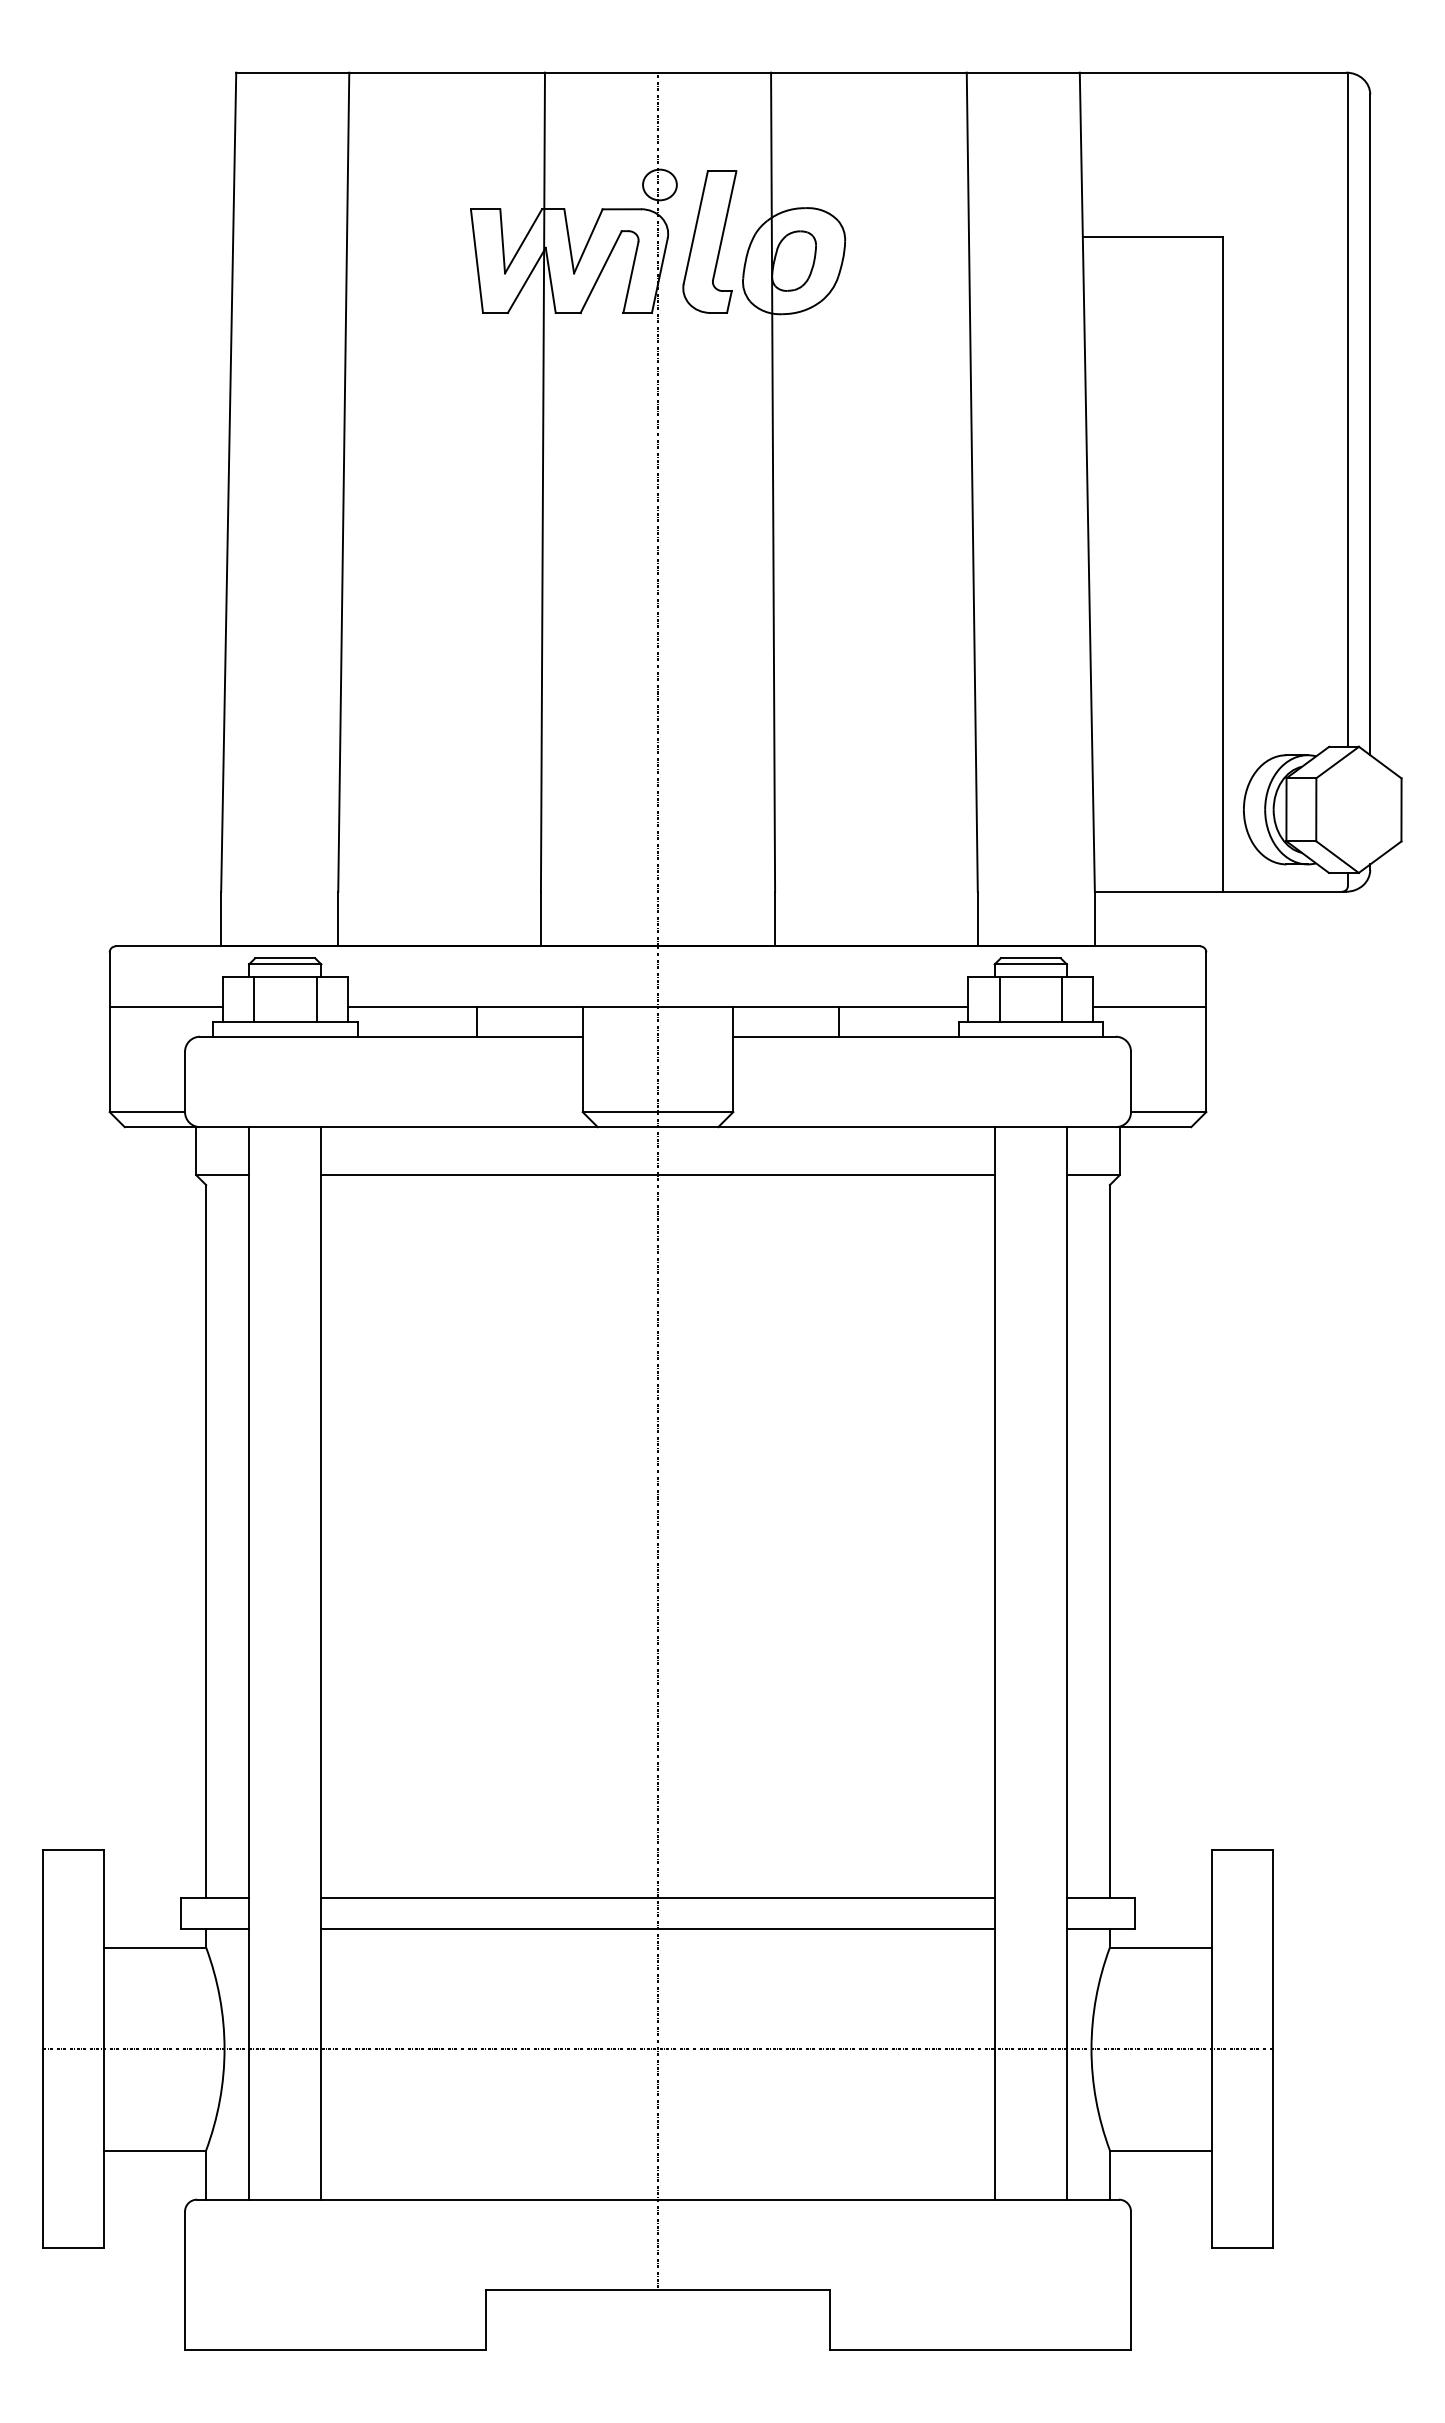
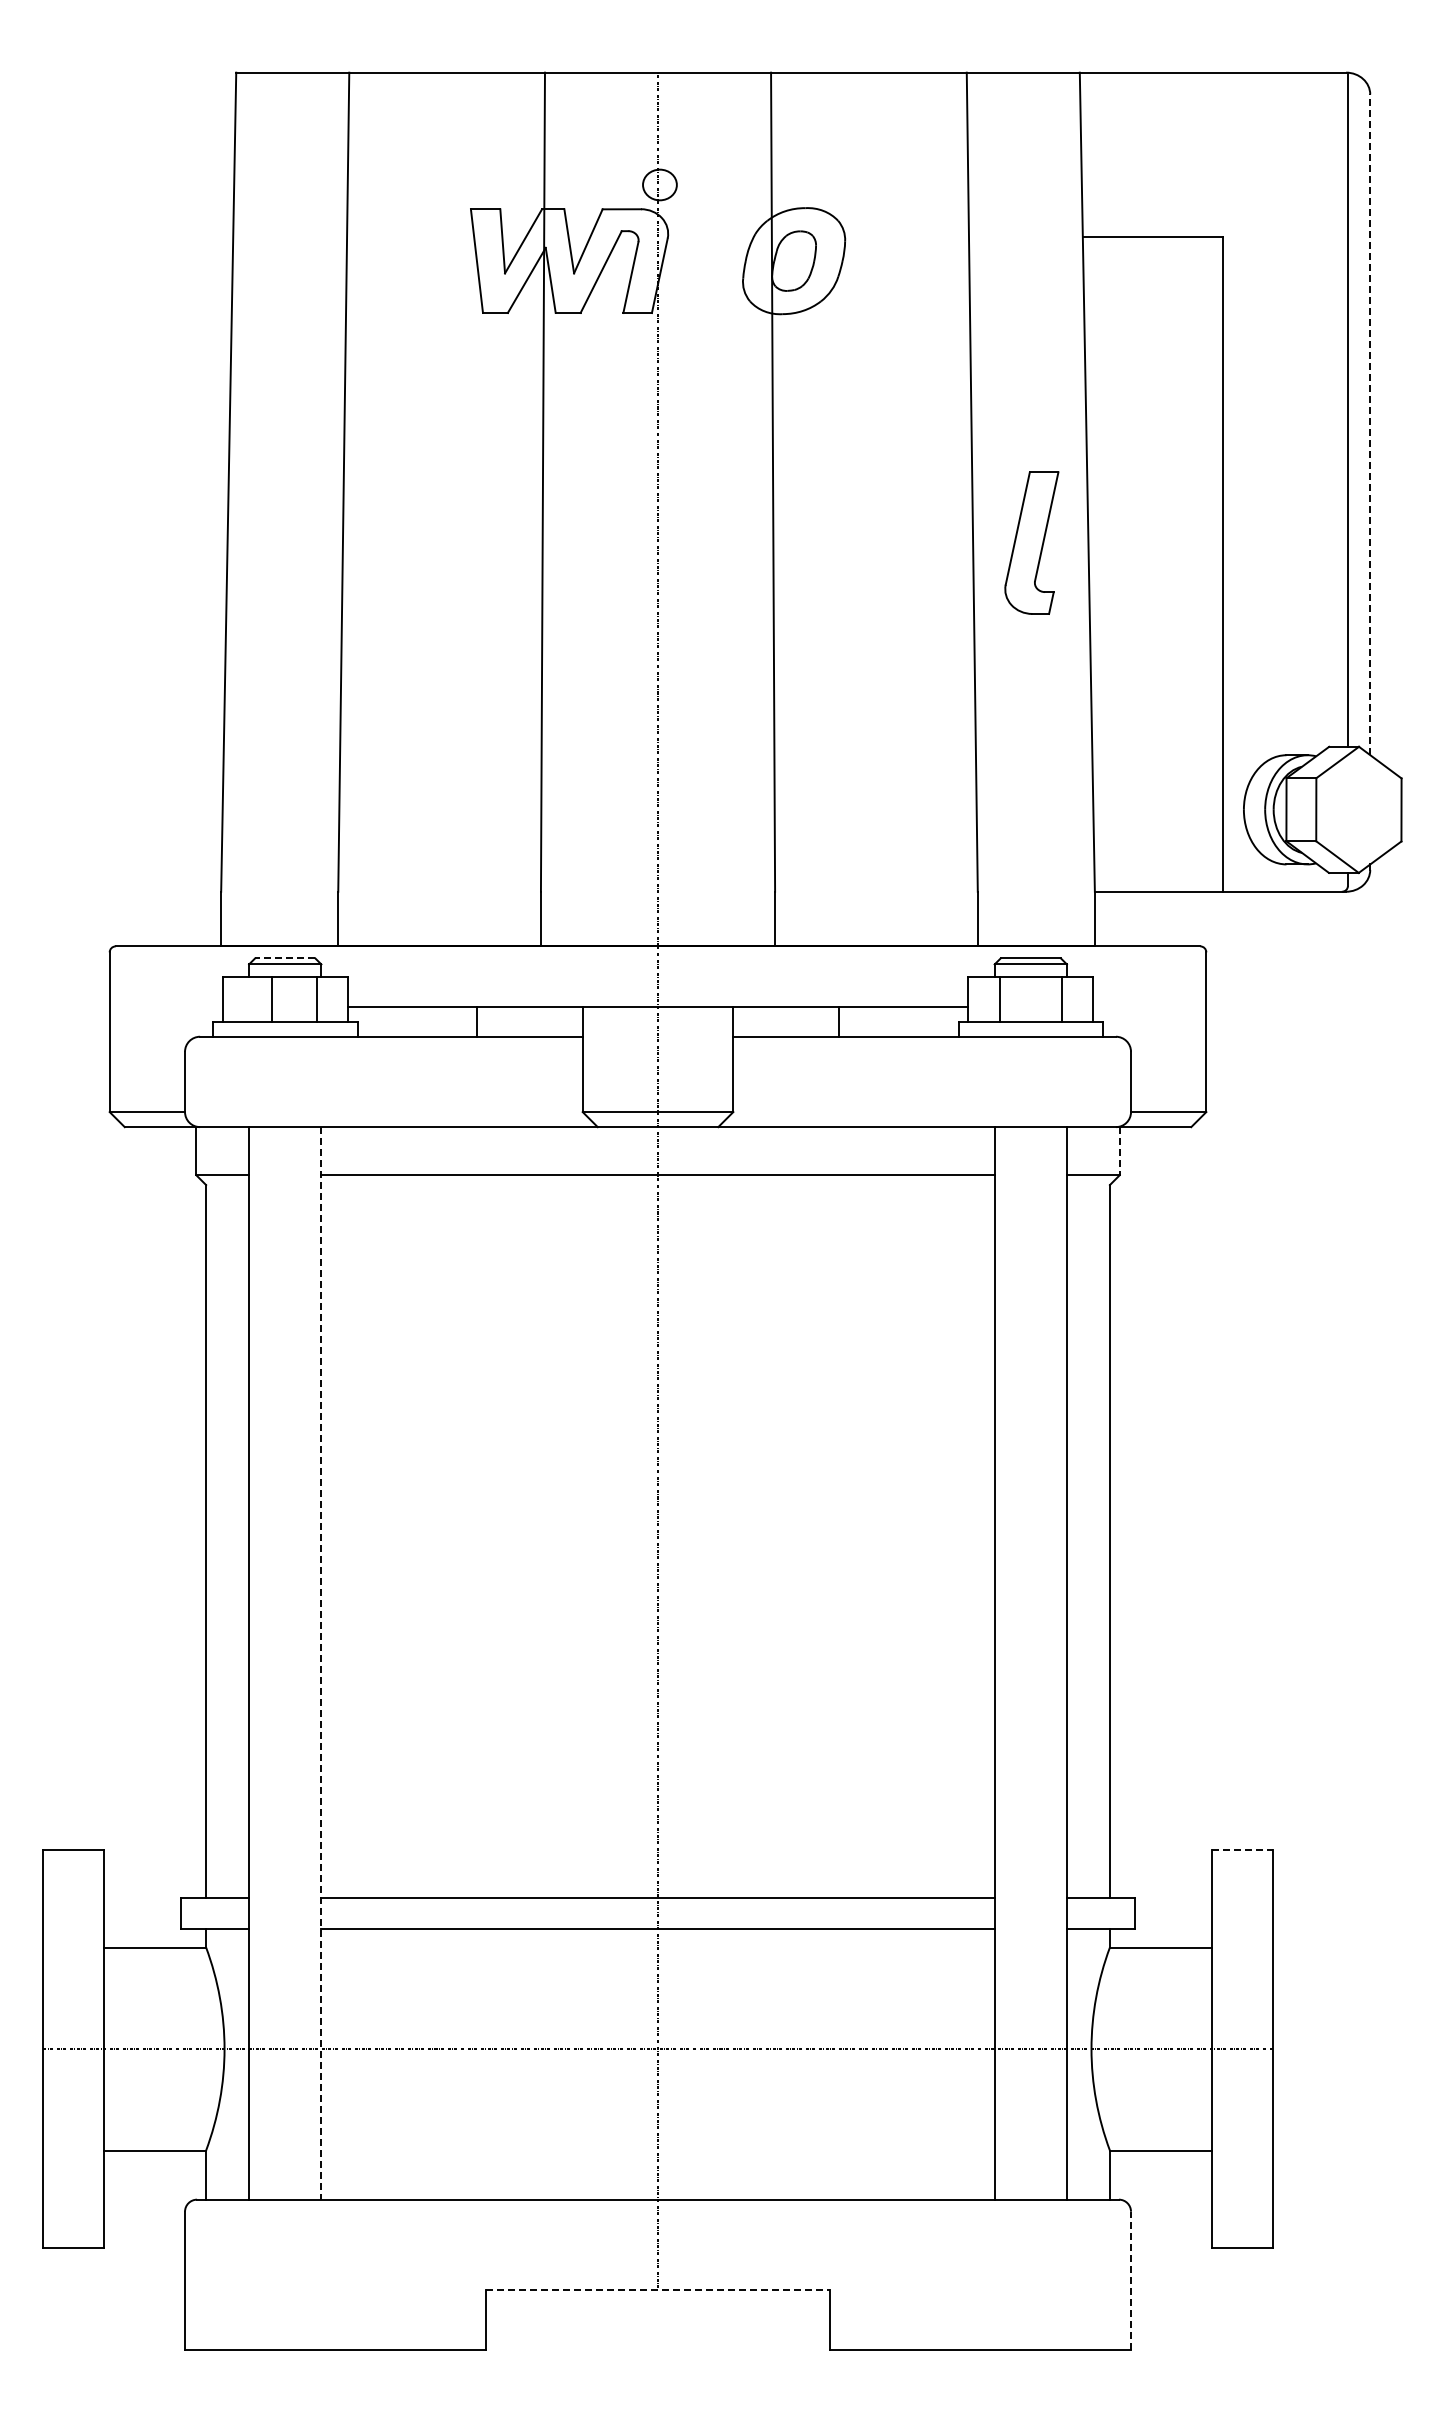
part position: (709, 241) -> (1031, 542) (1031, 542)
line: solid -> dashed (1370, 424)
line: solid -> dashed (284, 958)
line position: (253, 998) -> (271, 998) (271, 998)
line: present -> none (165, 1006)
line: present -> none (1149, 1006)
line: solid -> dashed (1119, 1151)
line: solid -> dashed (321, 1663)
line: solid -> dashed (1242, 1850)
line: solid -> dashed (1131, 2280)
line: solid -> dashed (658, 2290)
